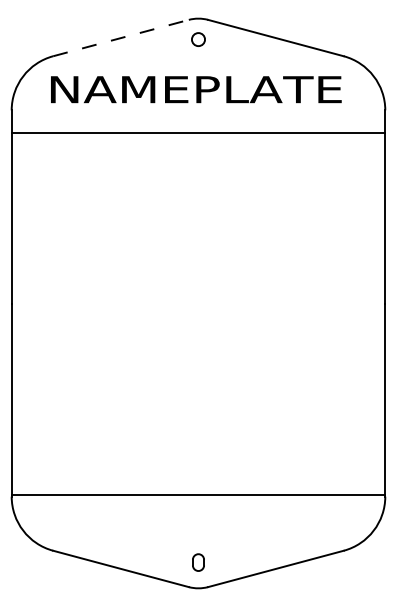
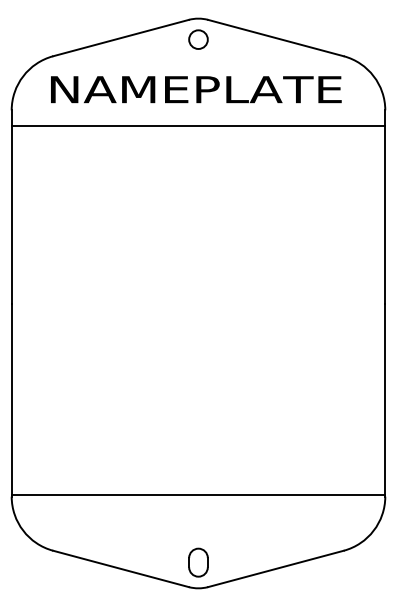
line: dashed -> solid (121, 37)
circle size: 15x15 px -> 21x21 px (198, 39)
line position: (198, 133) -> (198, 126) (198, 126)
part size: 13x19 px -> 21x31 px (198, 562)
